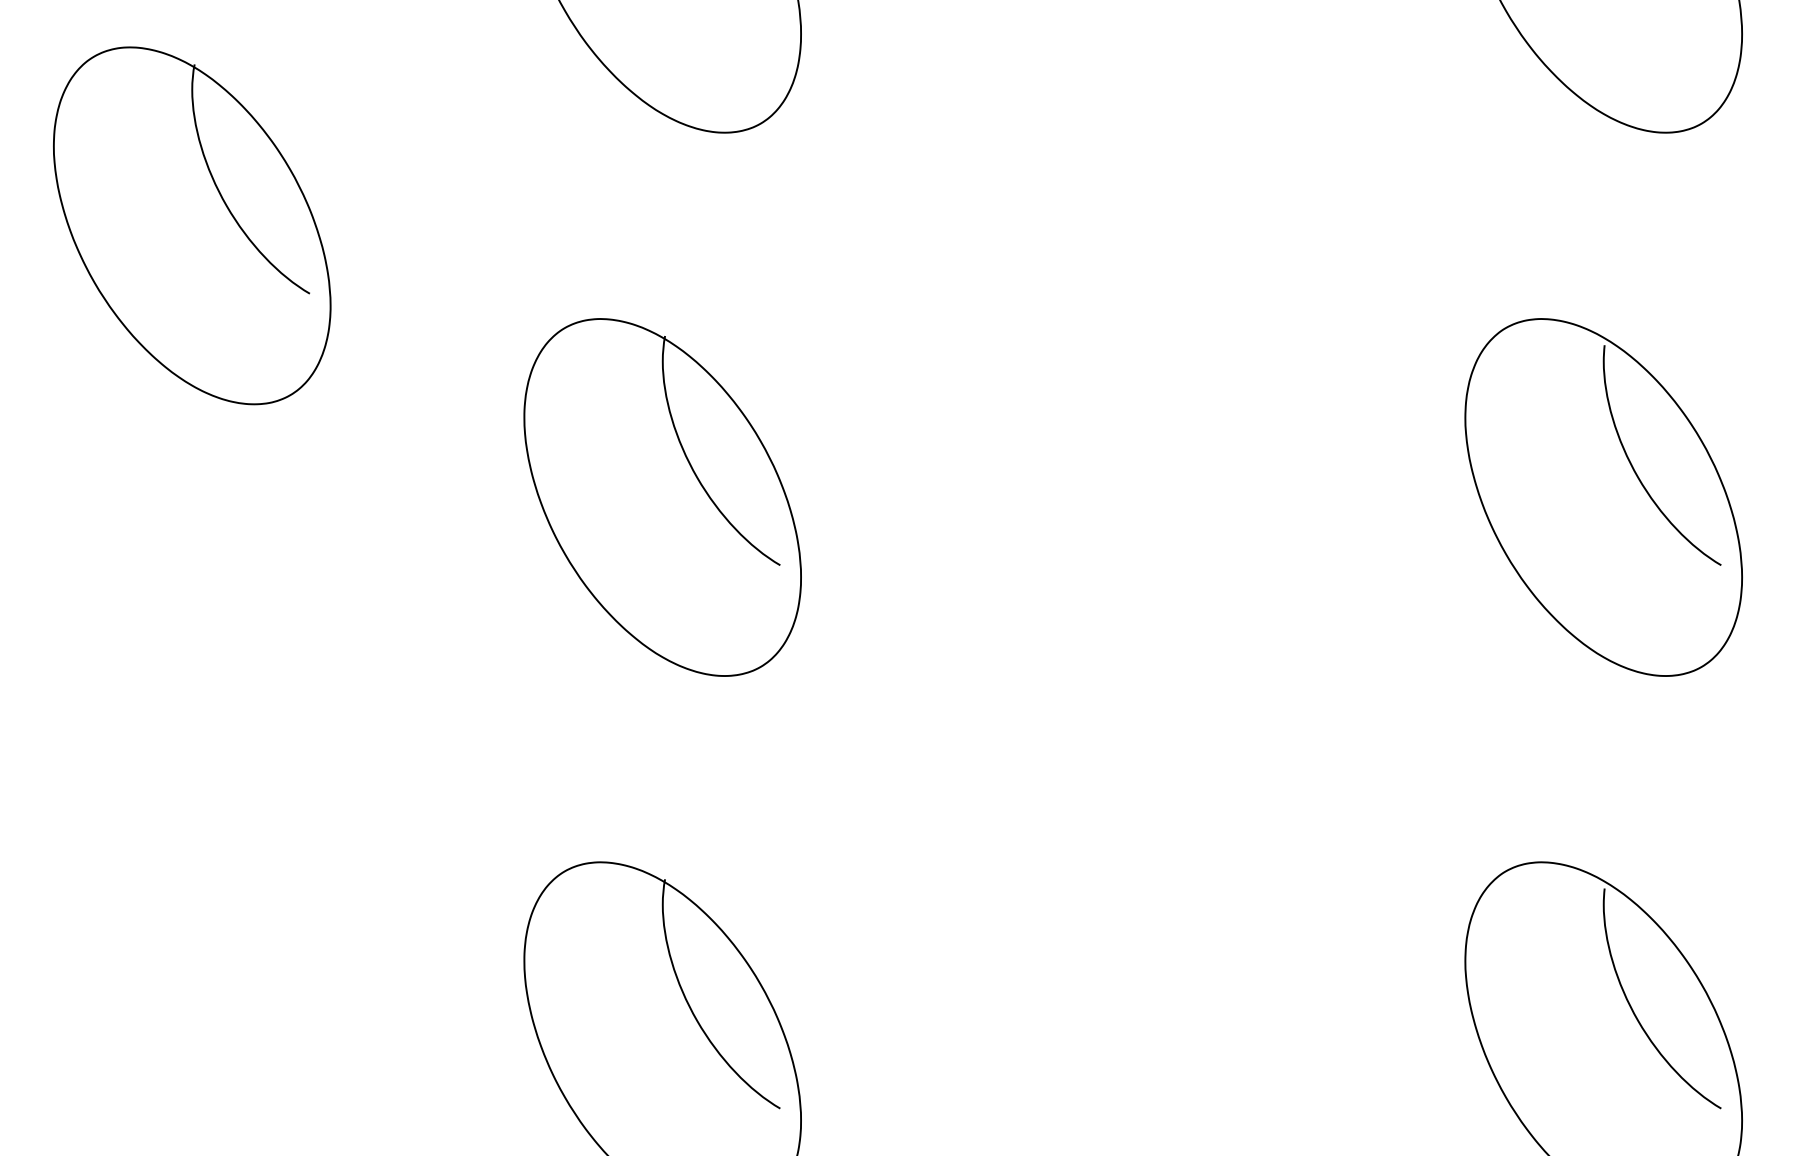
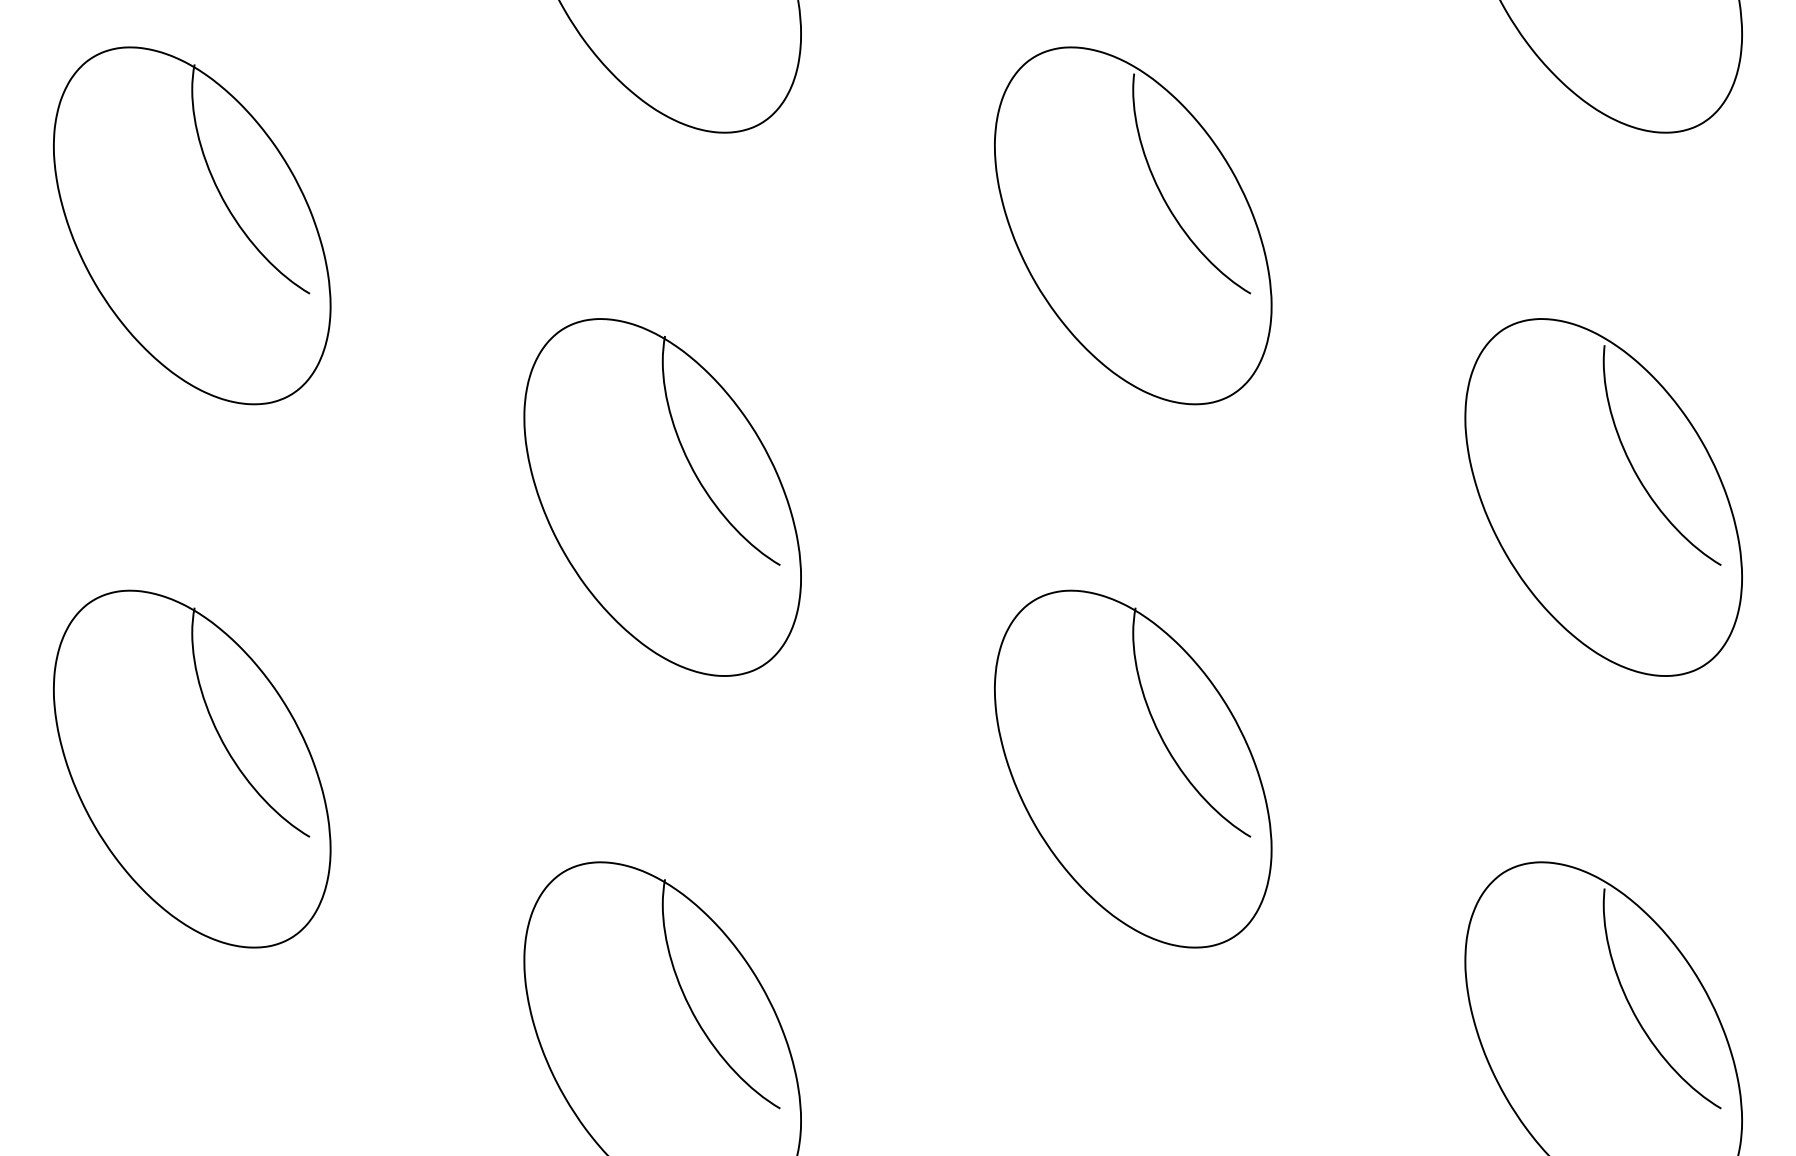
part: none -> present (1133, 225)
part: none -> present (192, 768)
part: none -> present (1133, 768)
